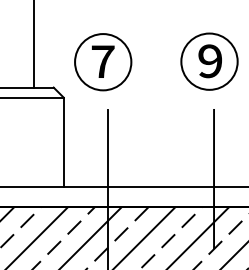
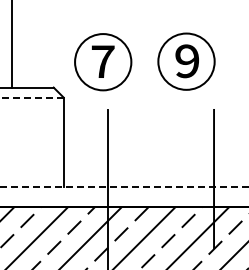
line position: (33, 44) -> (11, 44) (11, 44)
text position: (209, 61) -> (186, 61) (186, 61)
line: solid -> dashed (31, 97)
line: solid -> dashed (124, 187)
